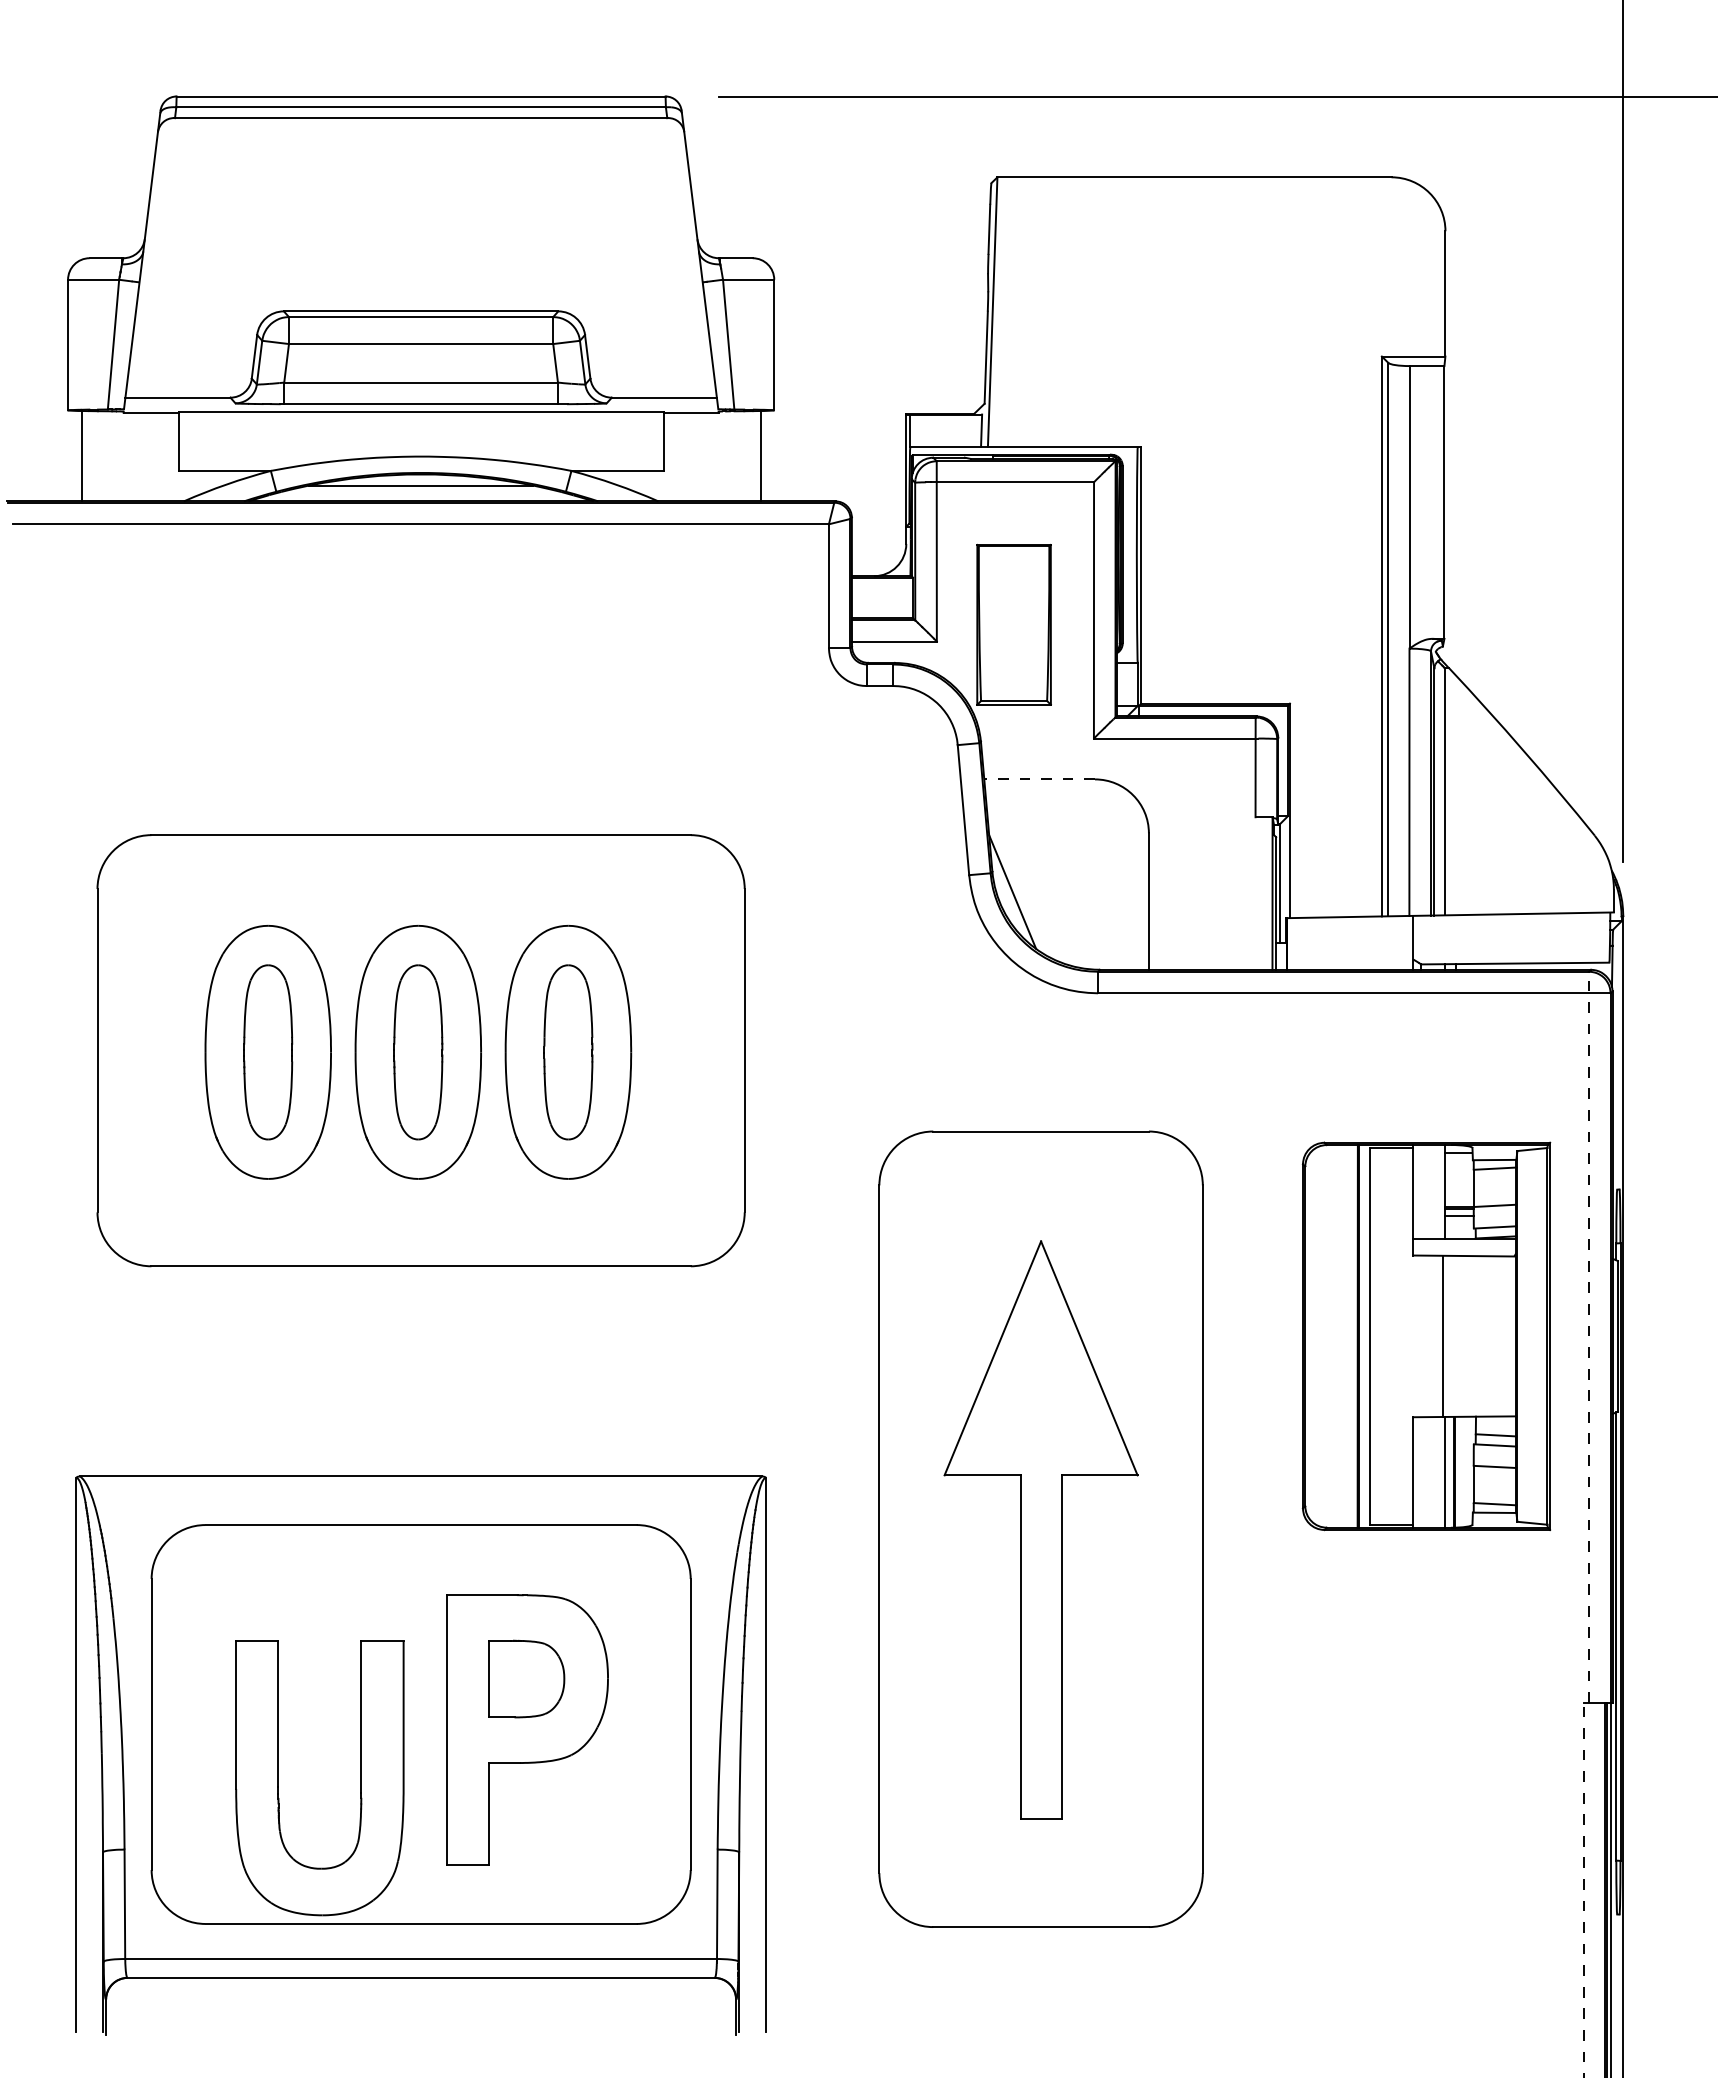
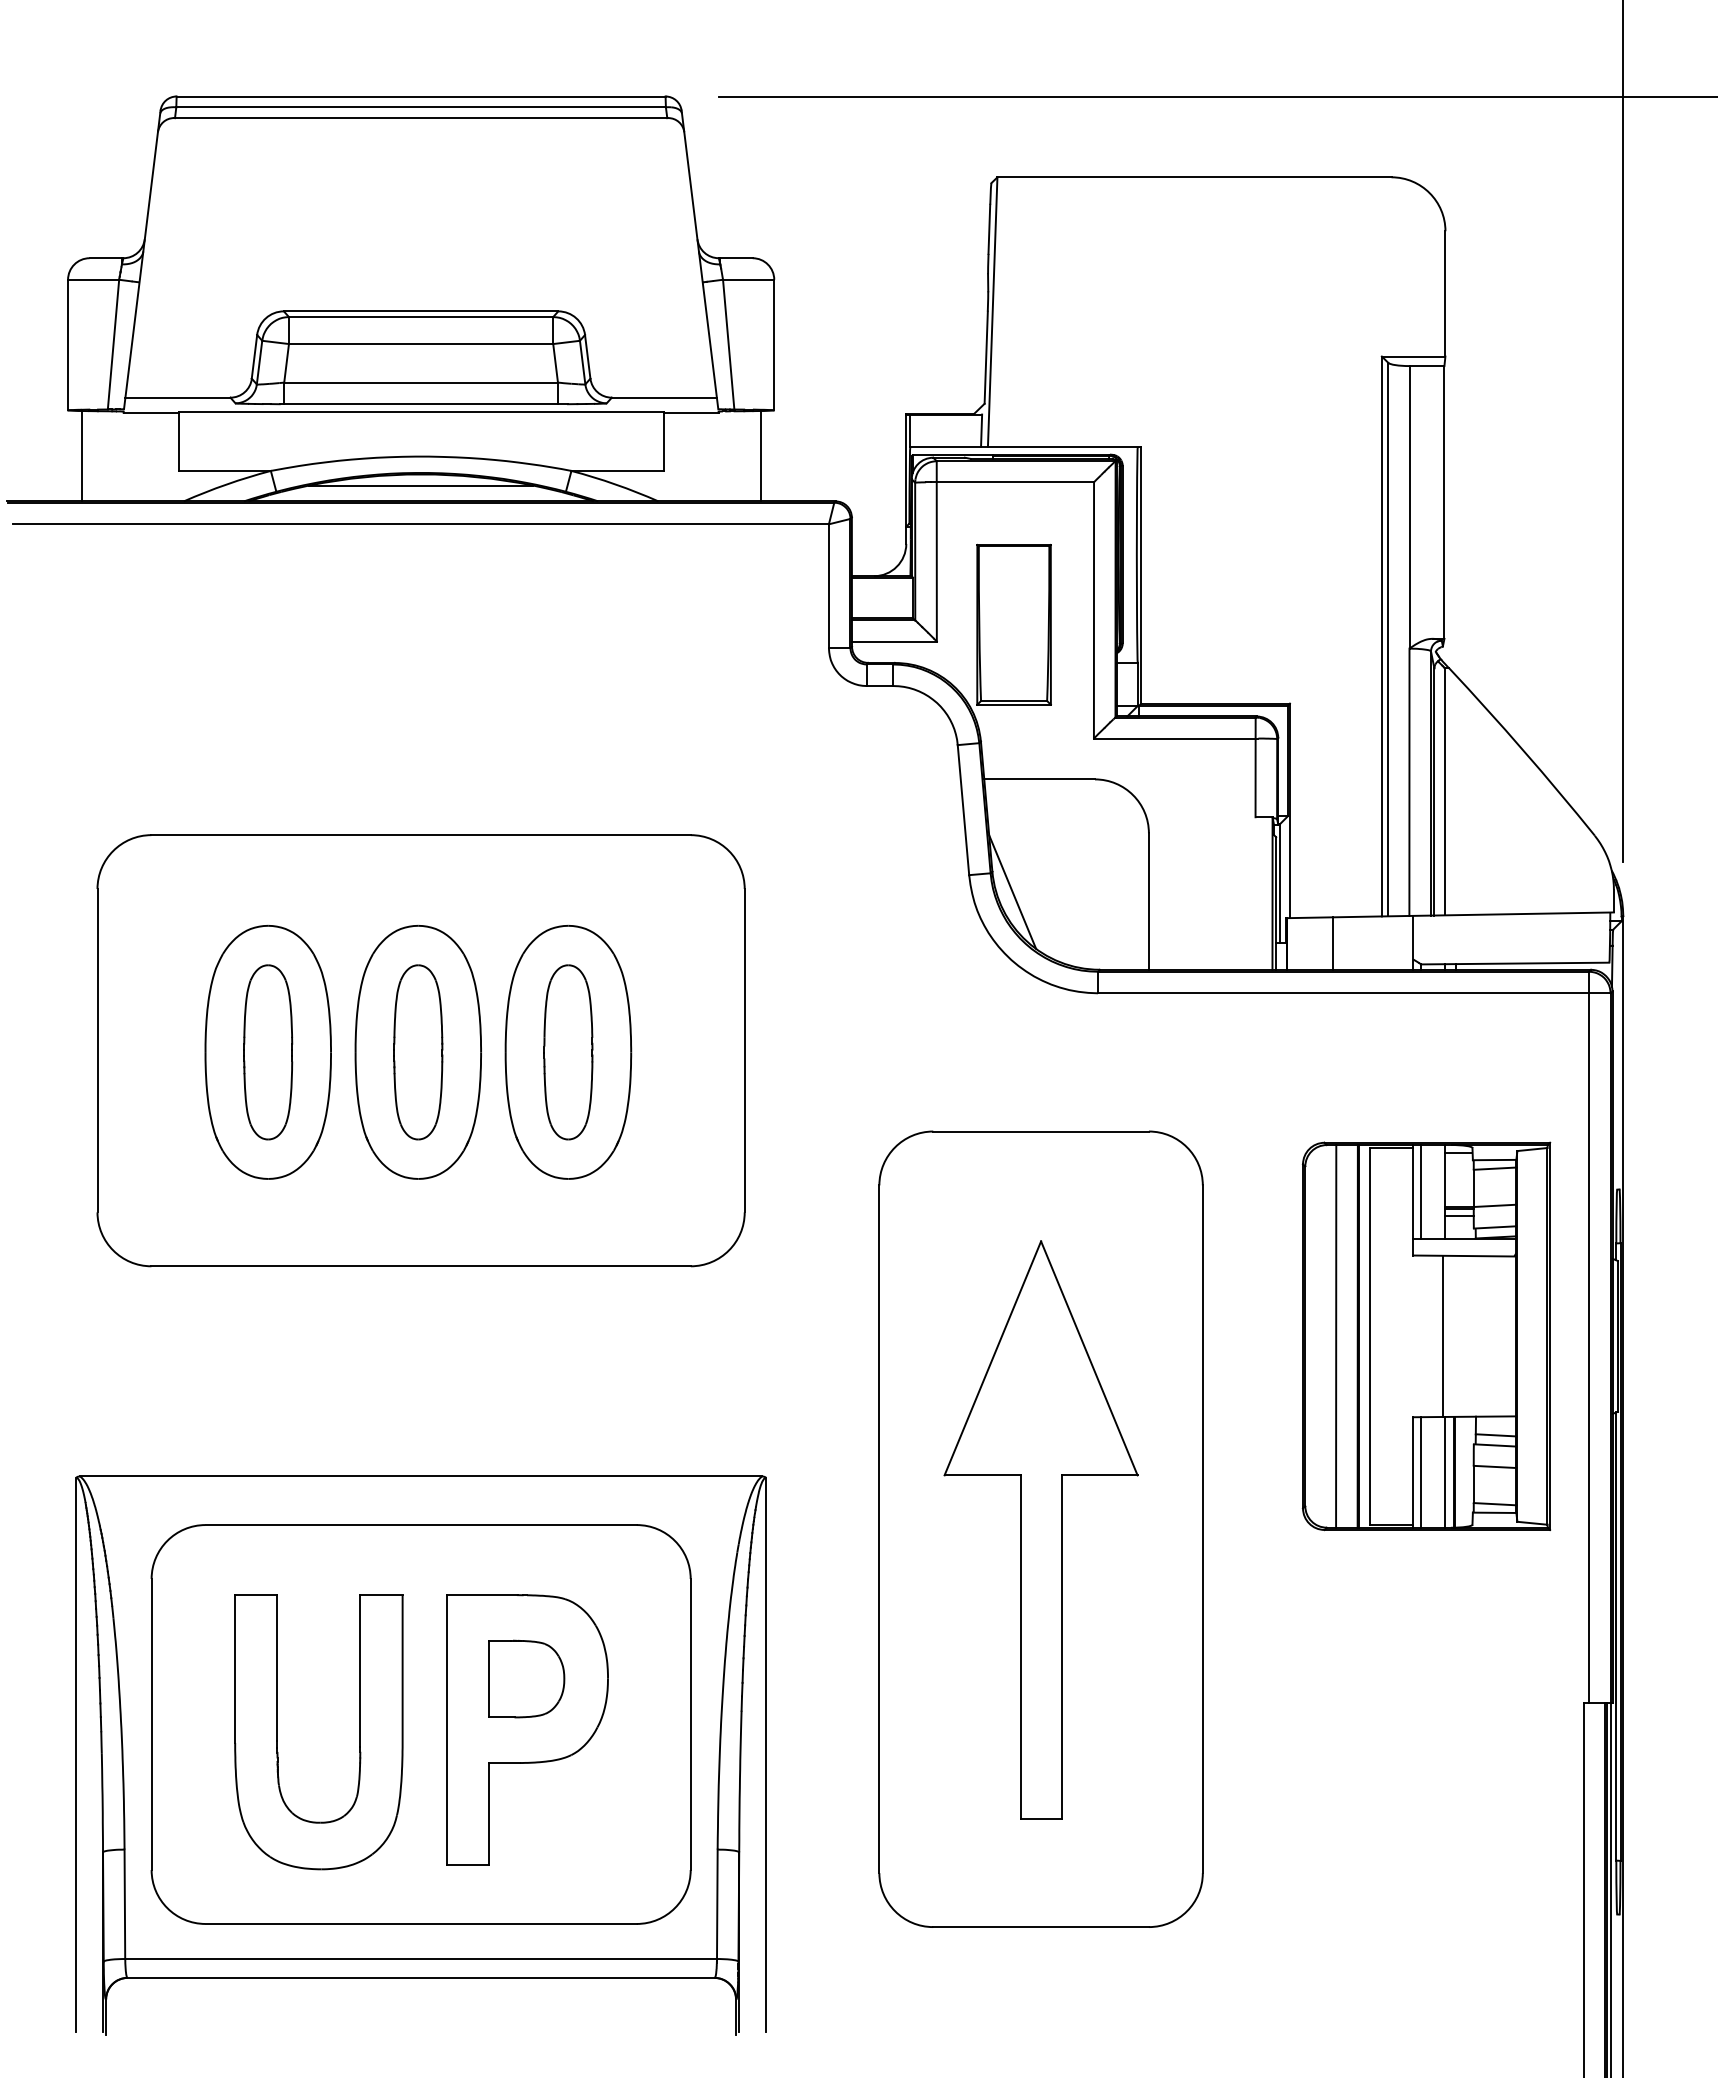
line: dashed -> solid (1039, 779)
line: none -> present (1333, 943)
line: none -> present (1421, 1192)
line: none -> present (1336, 1336)
line: dashed -> solid (1589, 1337)
line: none -> present (1421, 1472)
part position: (278, 1778) -> (277, 1732) (277, 1732)
line: dashed -> solid (1583, 1889)
